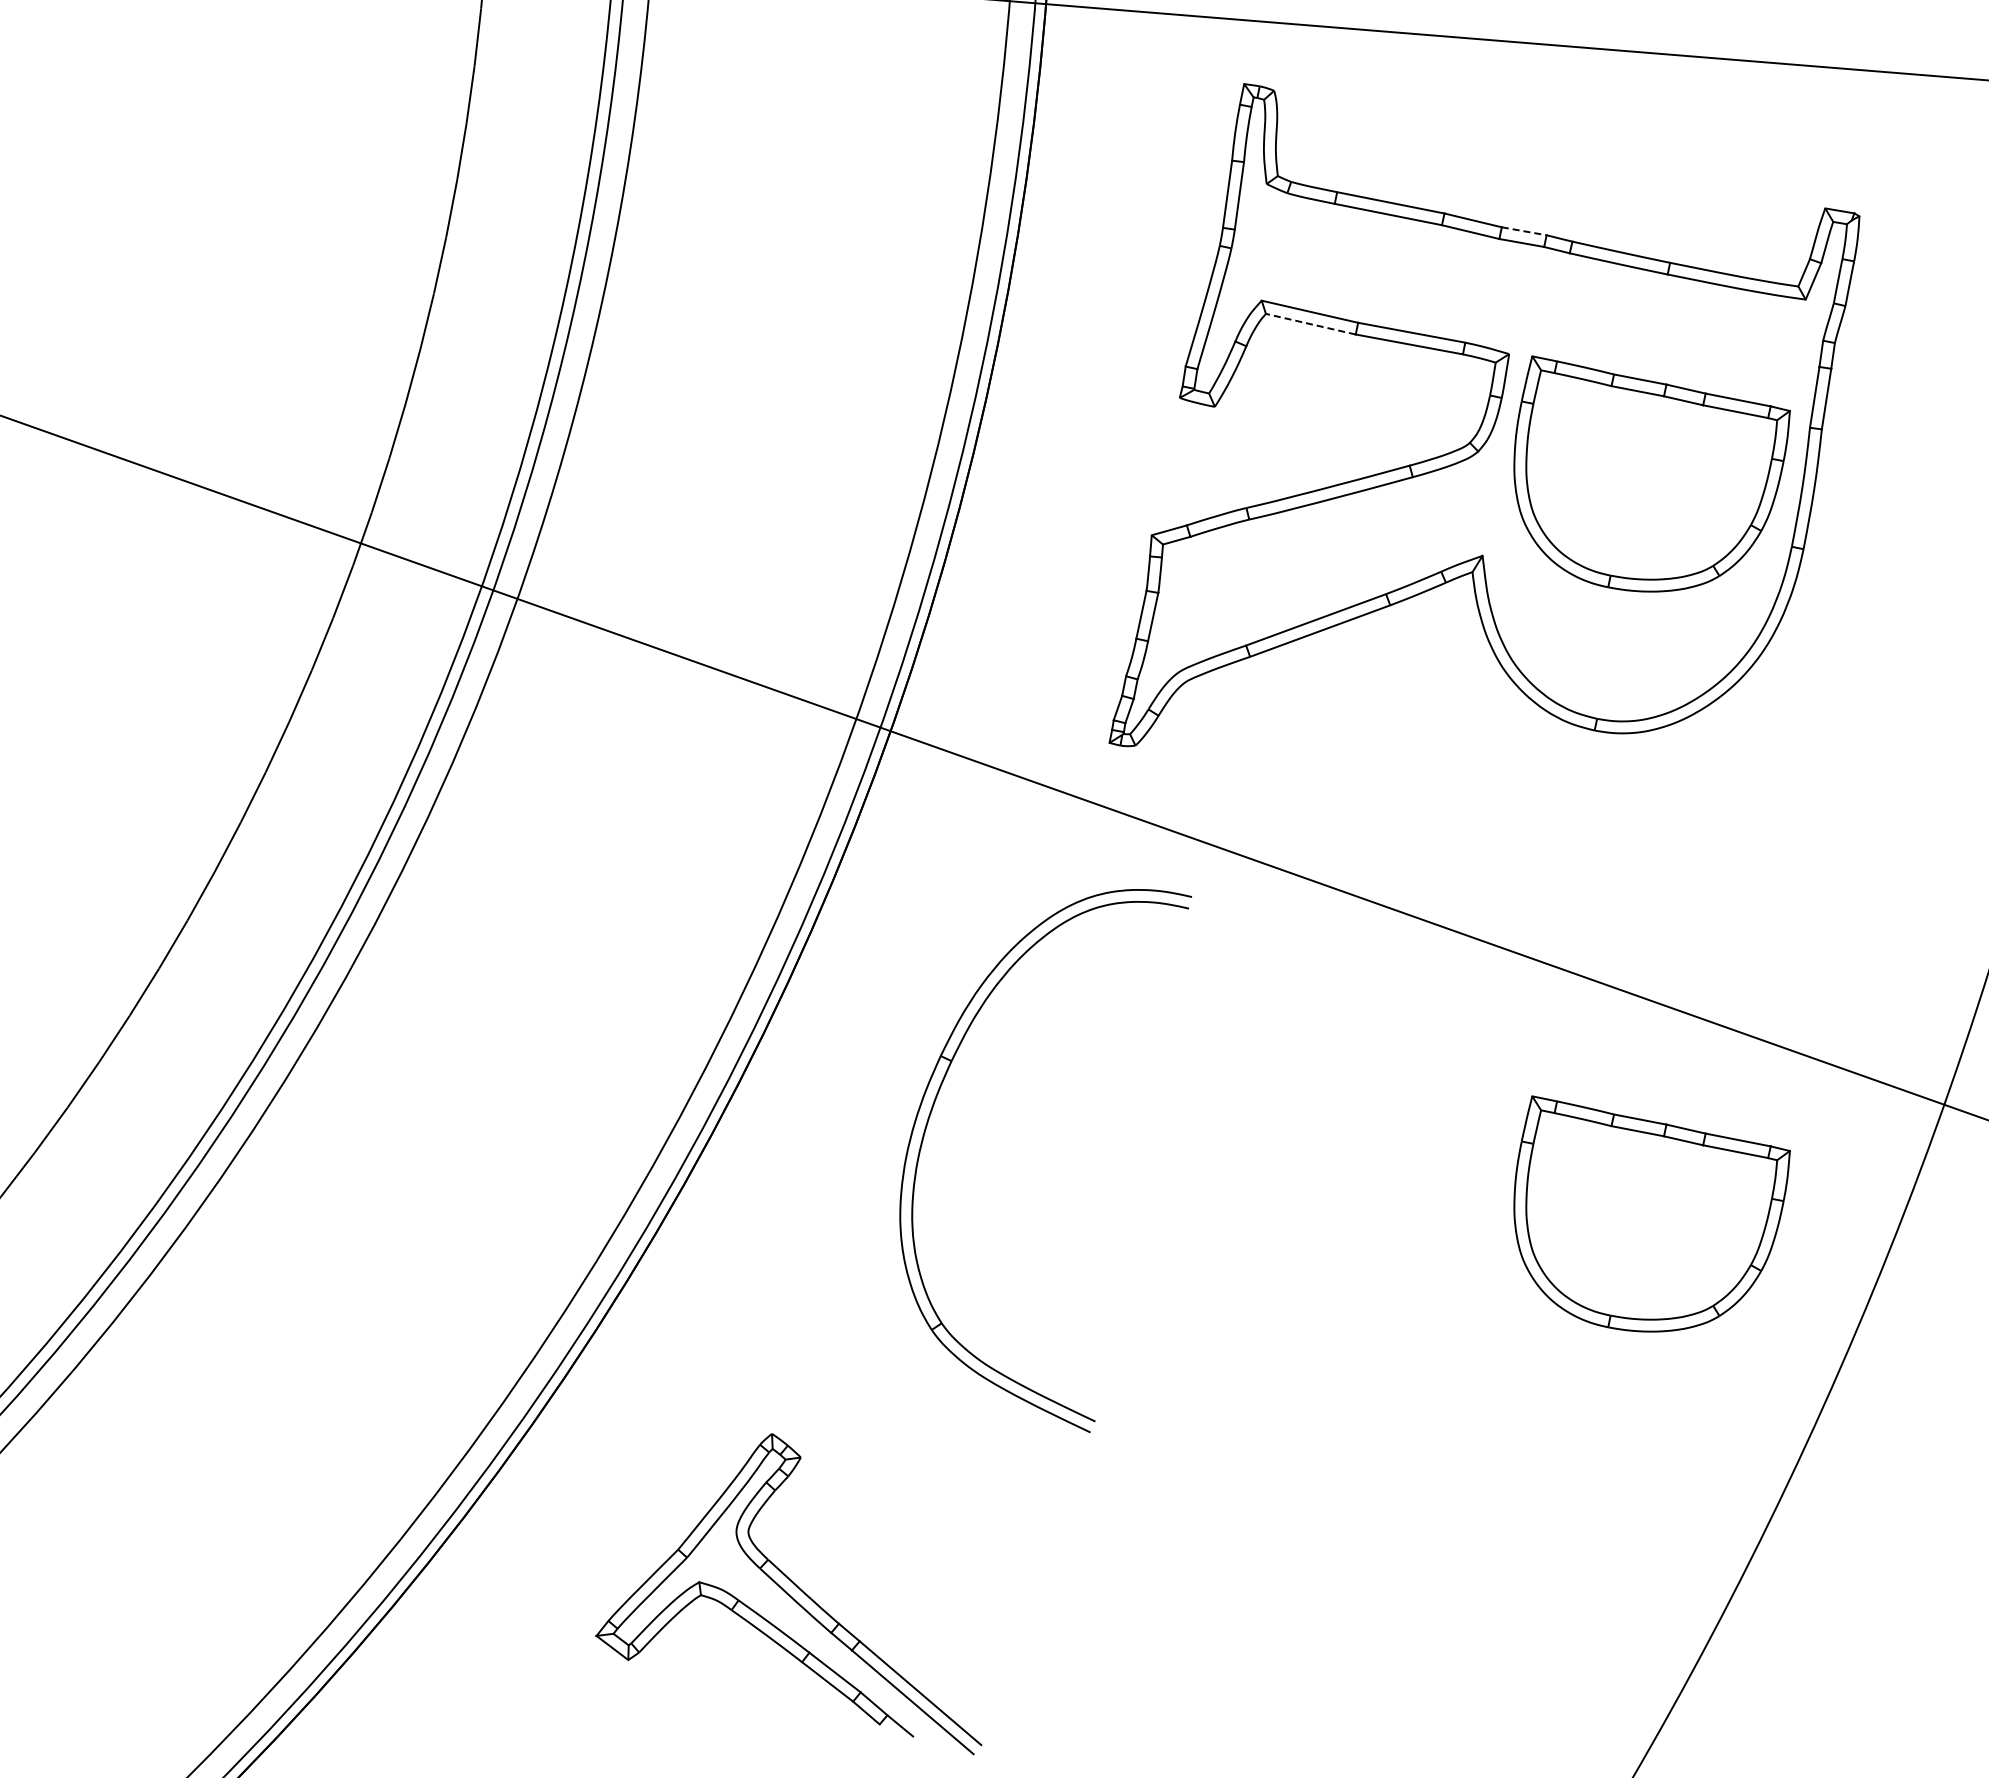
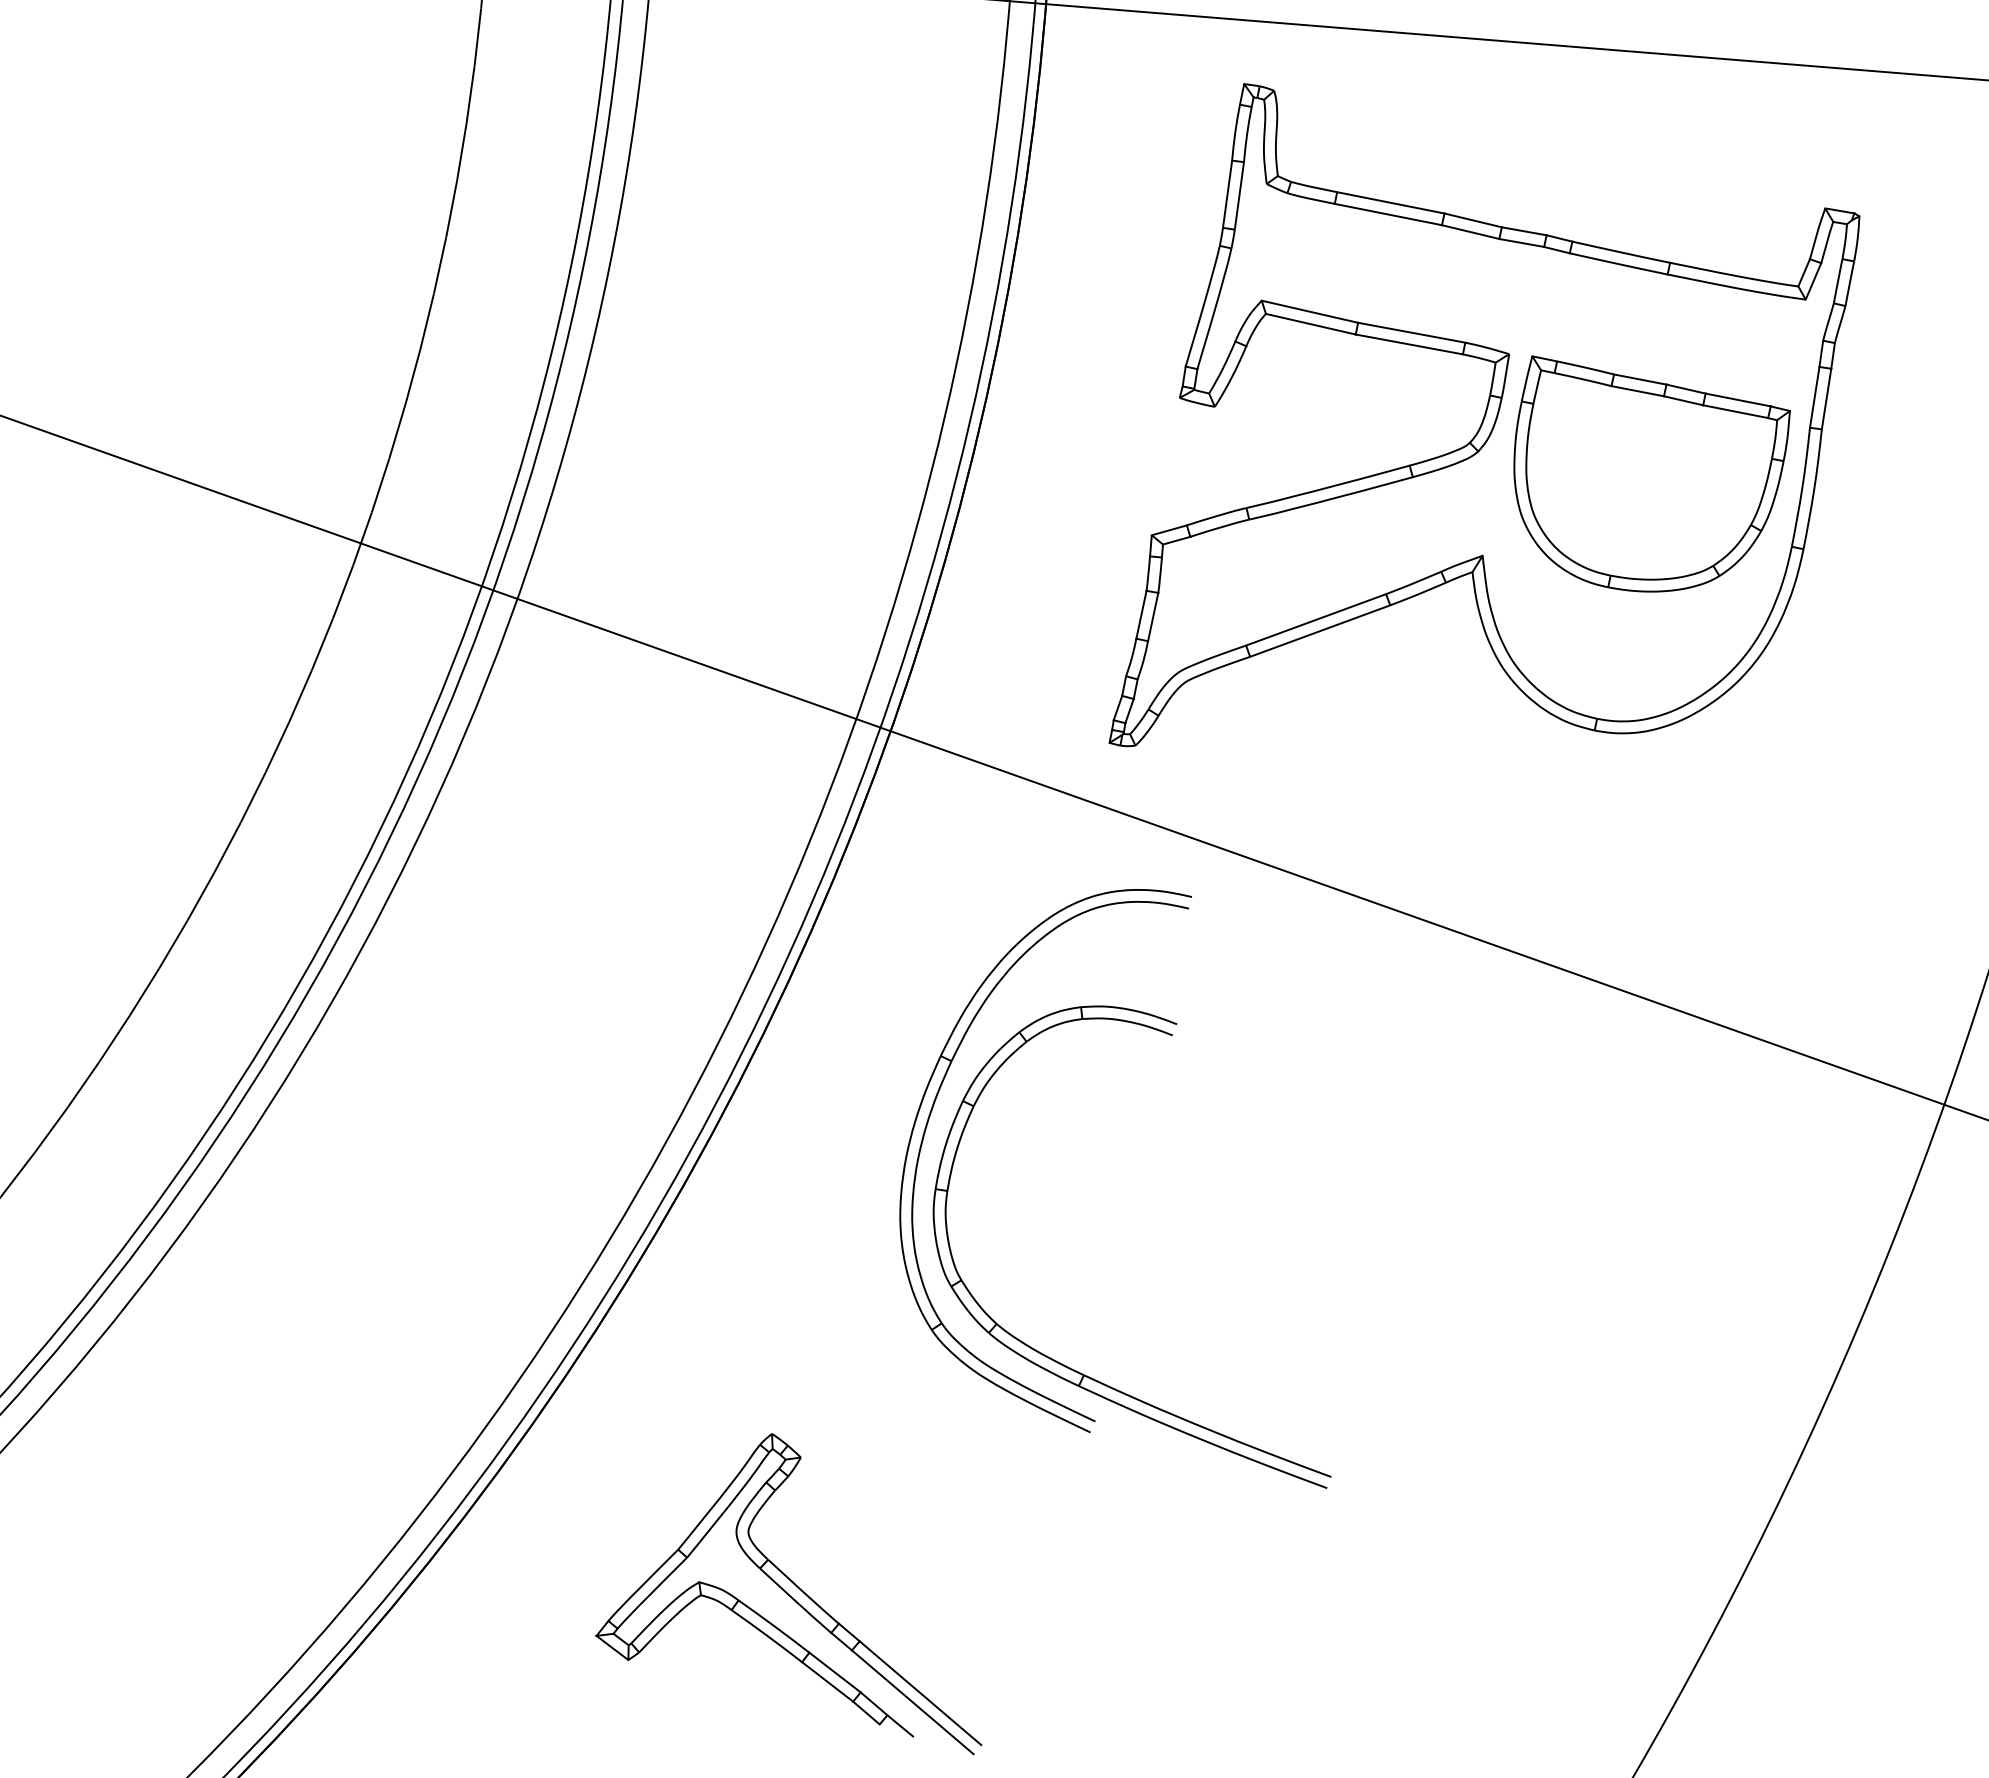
line: dashed -> solid (1524, 231)
line: dashed -> solid (1310, 324)
part: present -> none (1651, 1213)
part: none -> present (1070, 1367)
